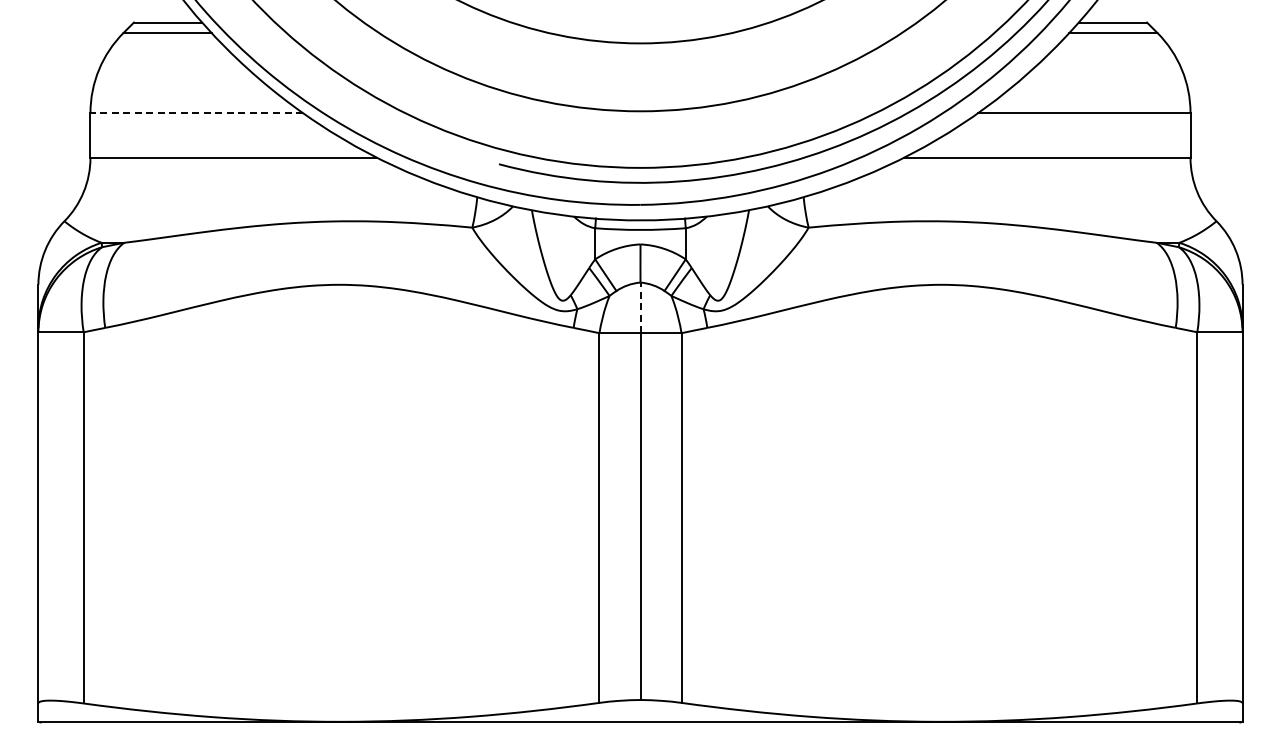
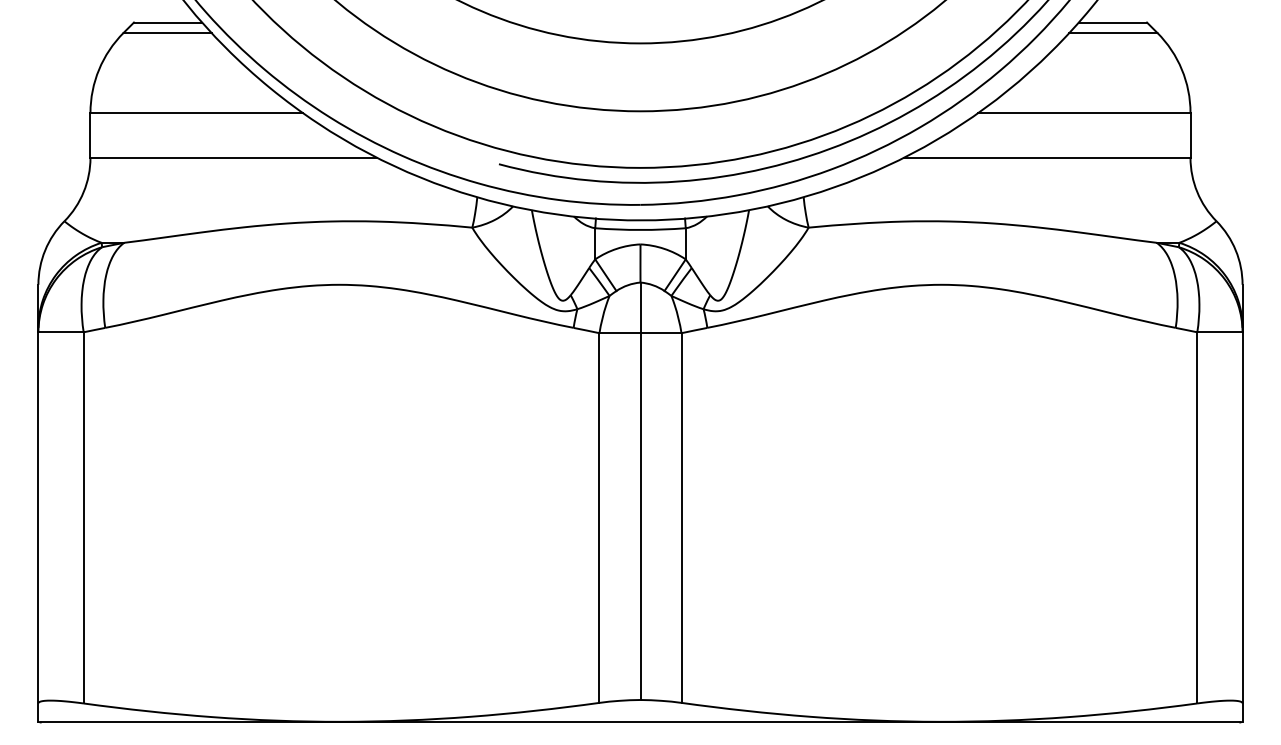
line: dashed -> solid (196, 112)
line: dashed -> solid (640, 307)
